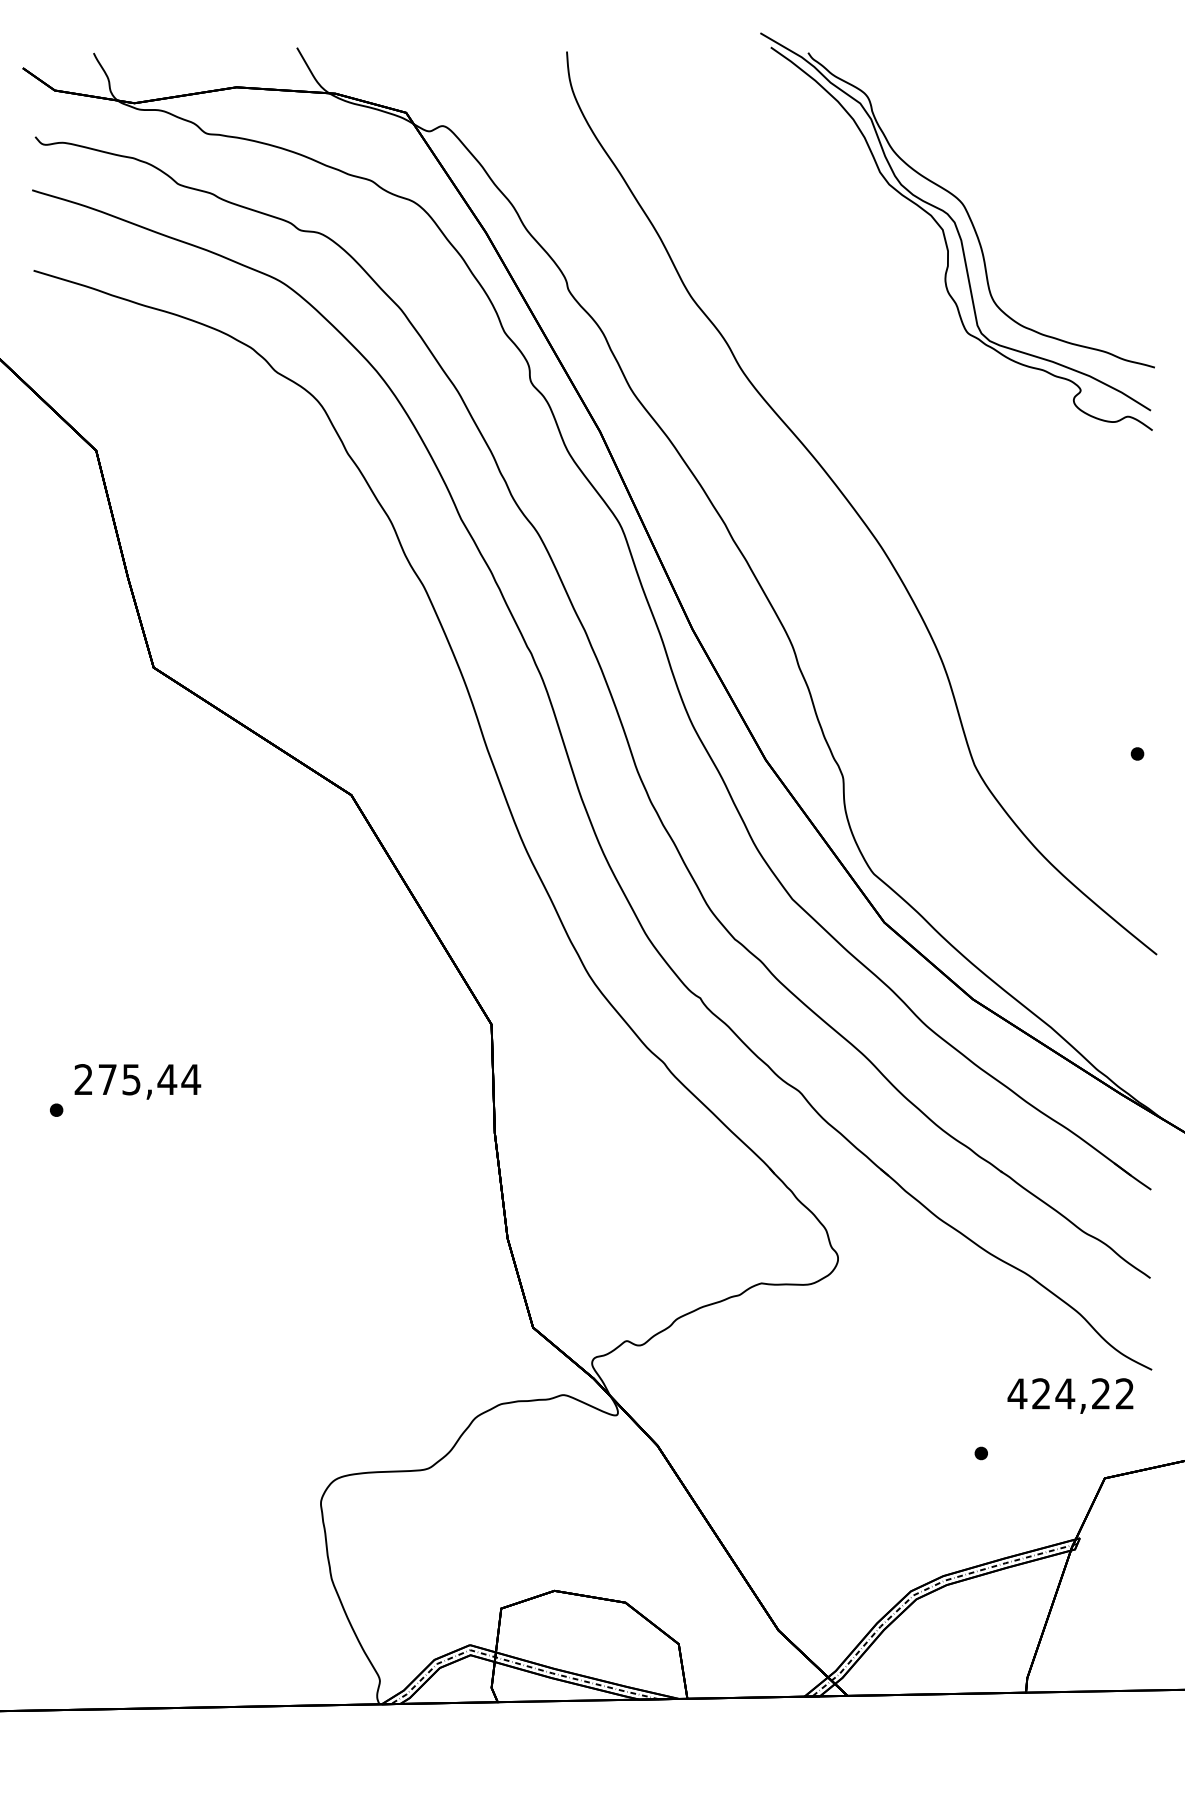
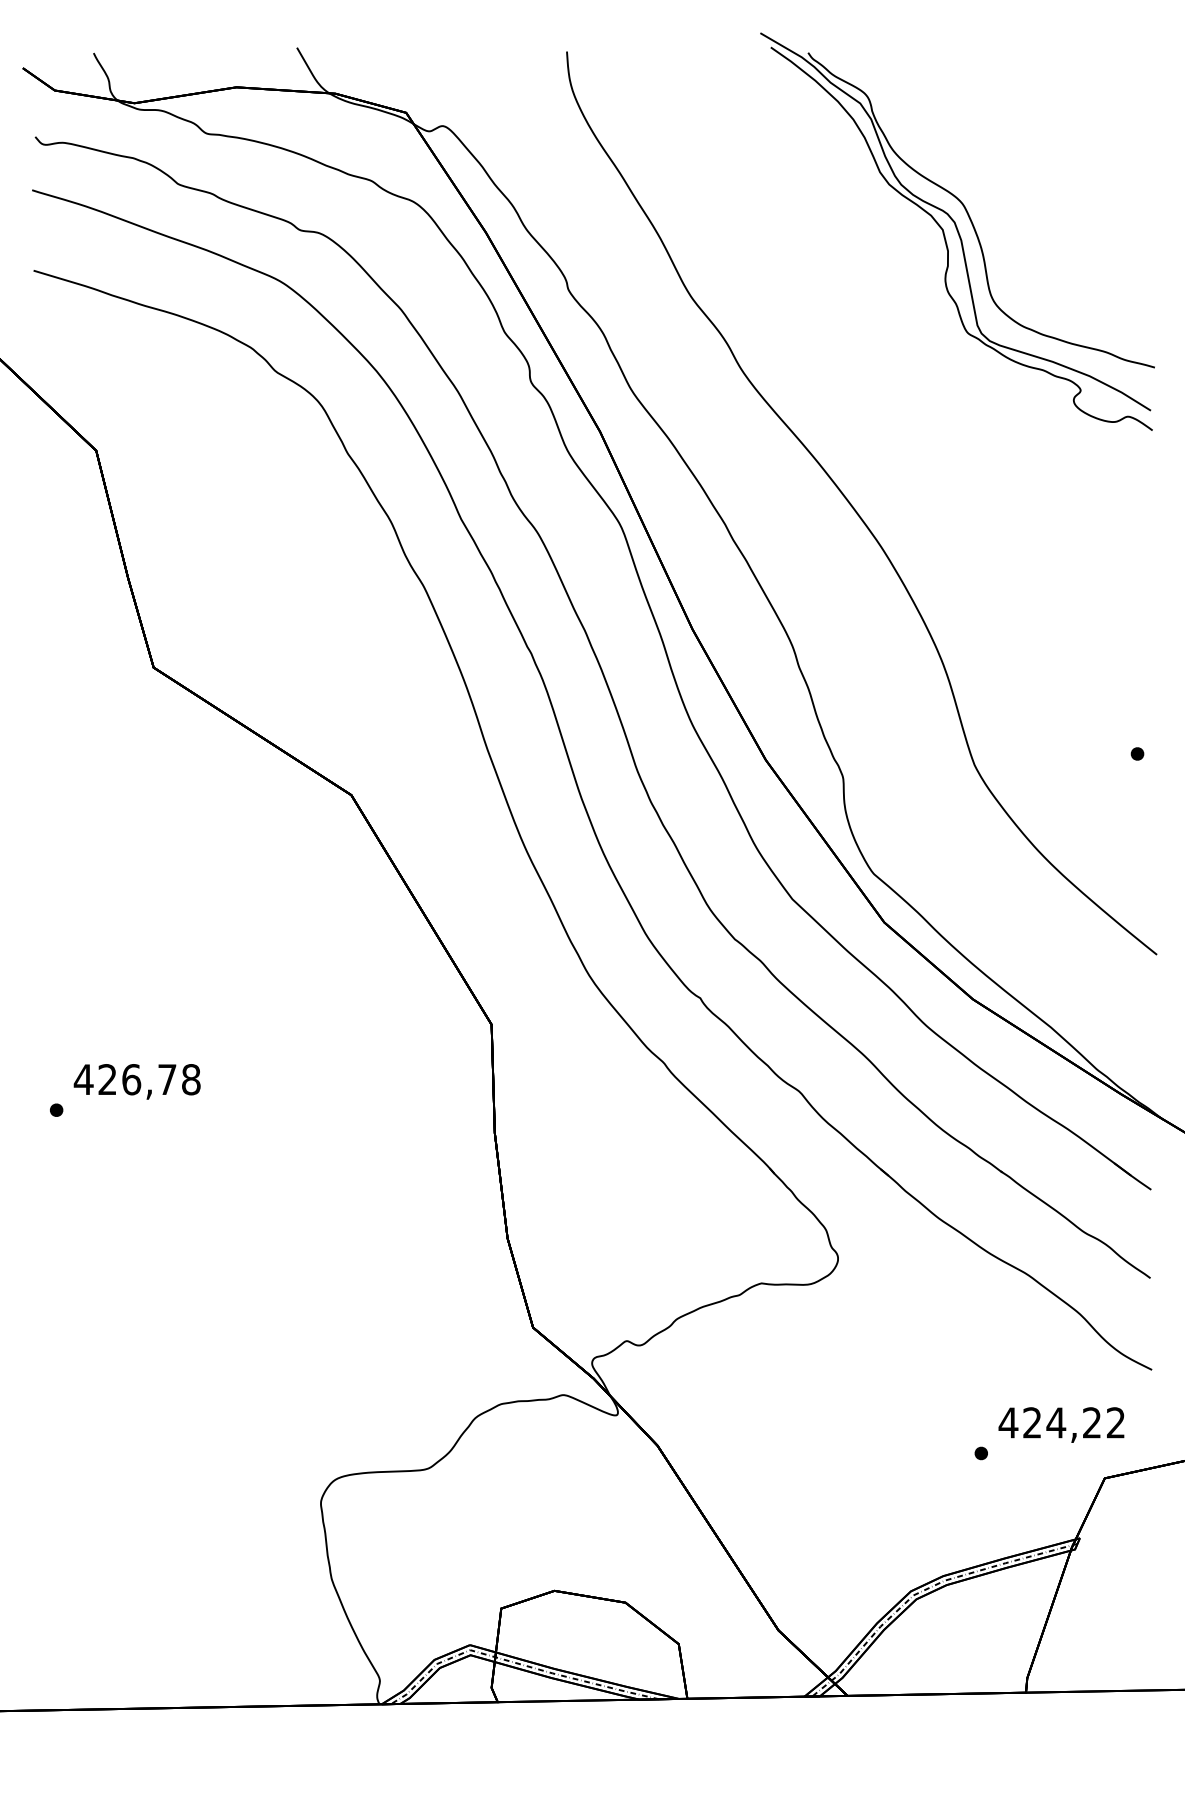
text: 275,44 -> 426,78 (137, 1079)
text position: (1070, 1395) -> (1061, 1424) (1061, 1424)
